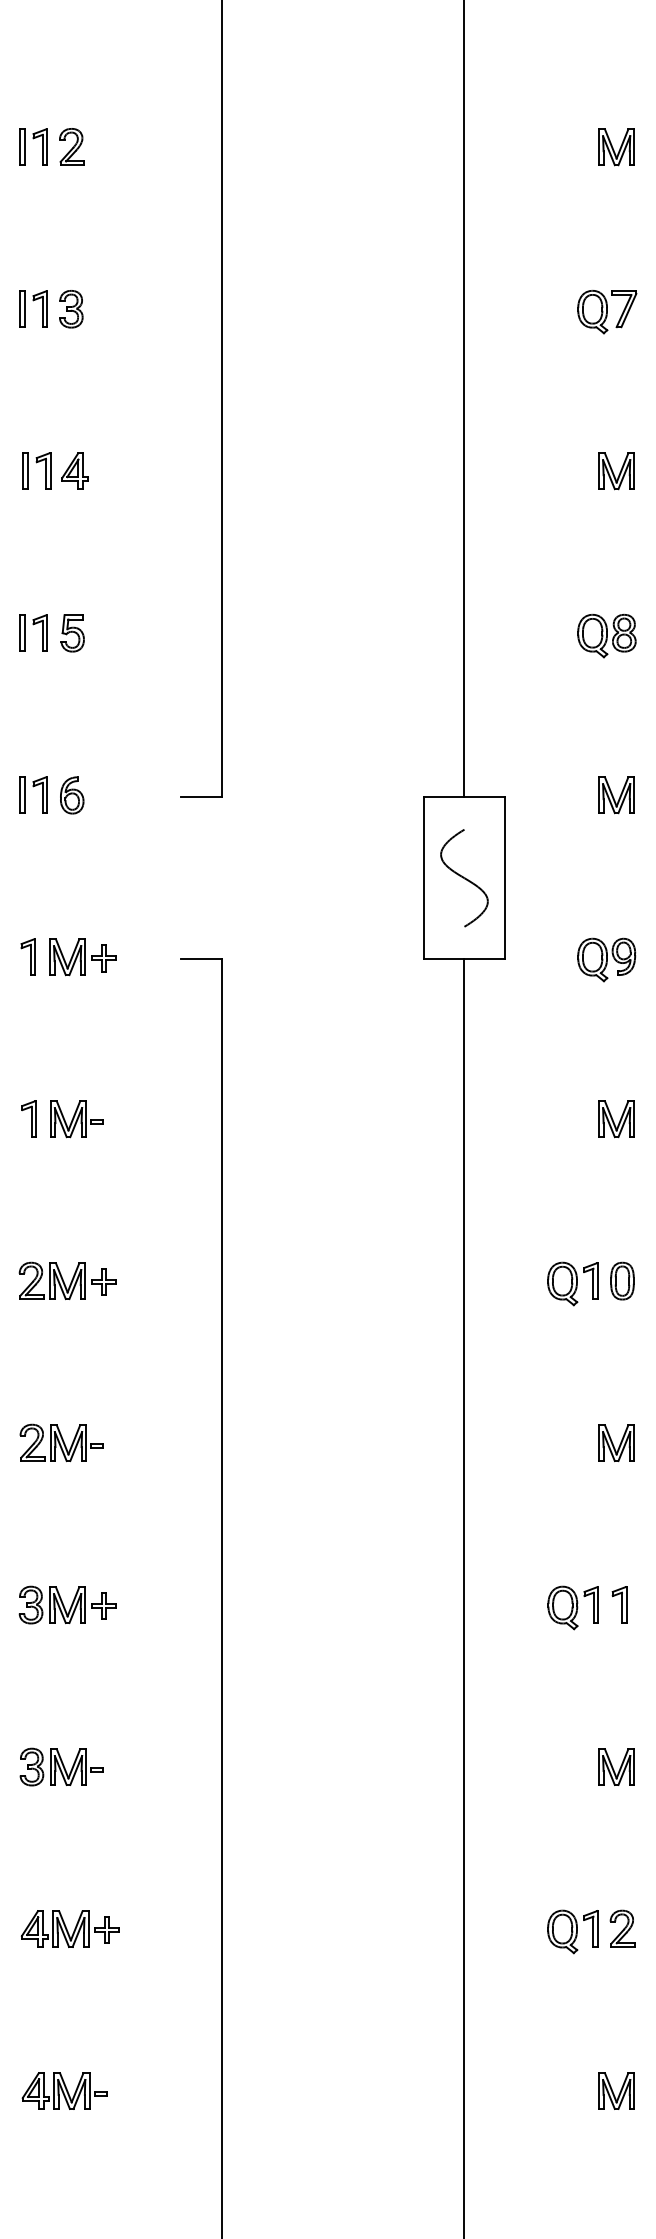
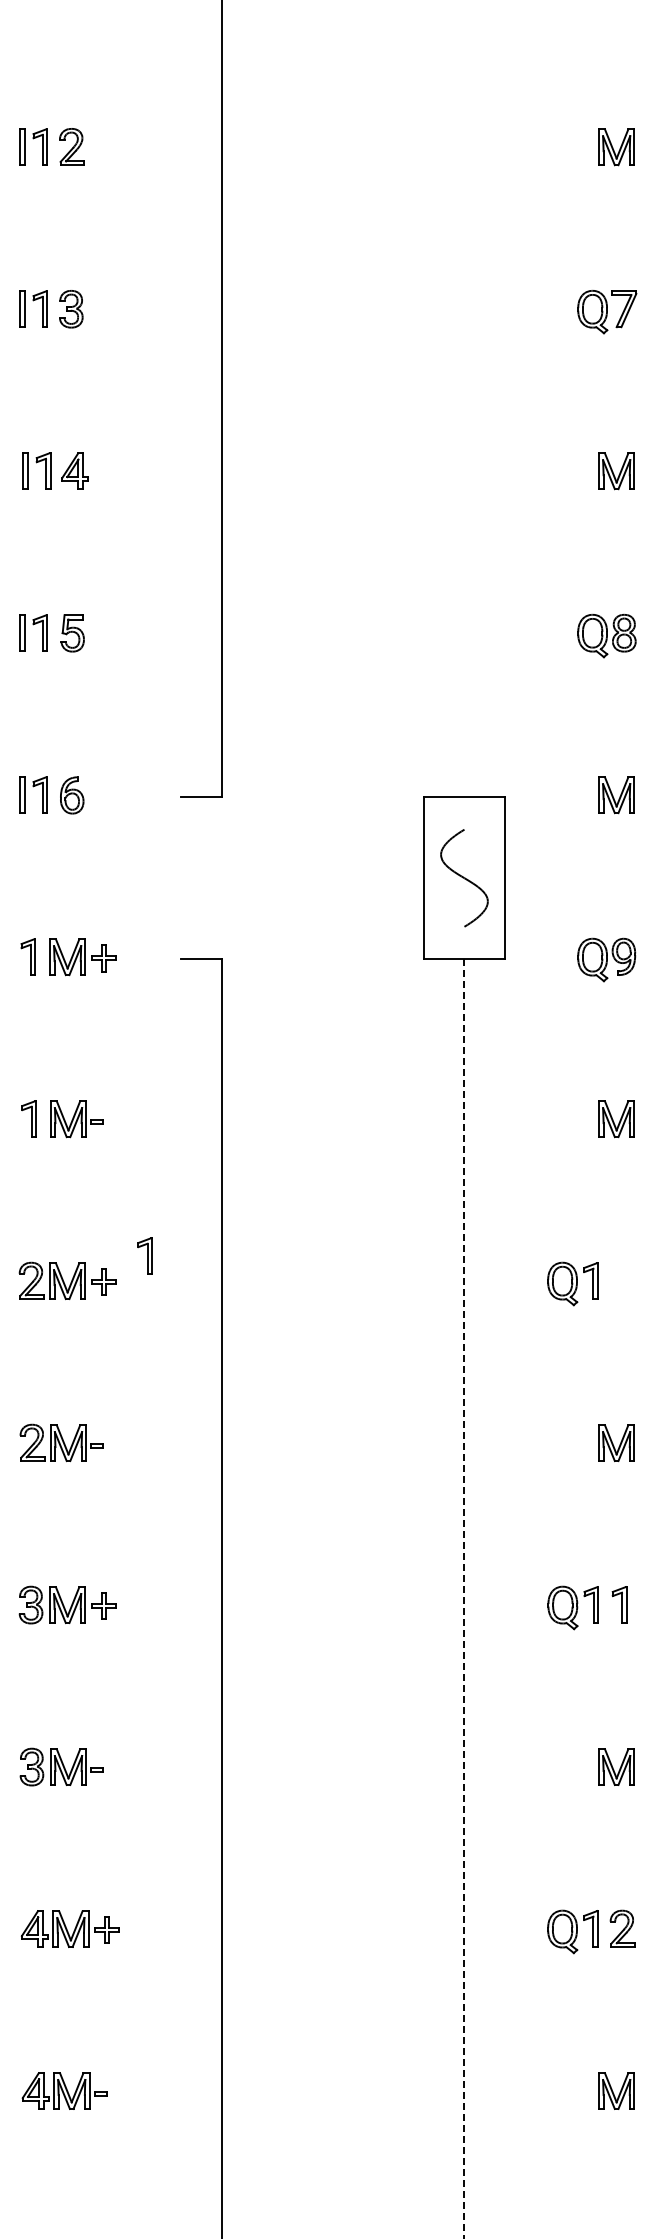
line: present -> none (464, 399)
part: none -> present (144, 1255)
part: present -> none (622, 1280)
line: solid -> dashed (464, 1599)
